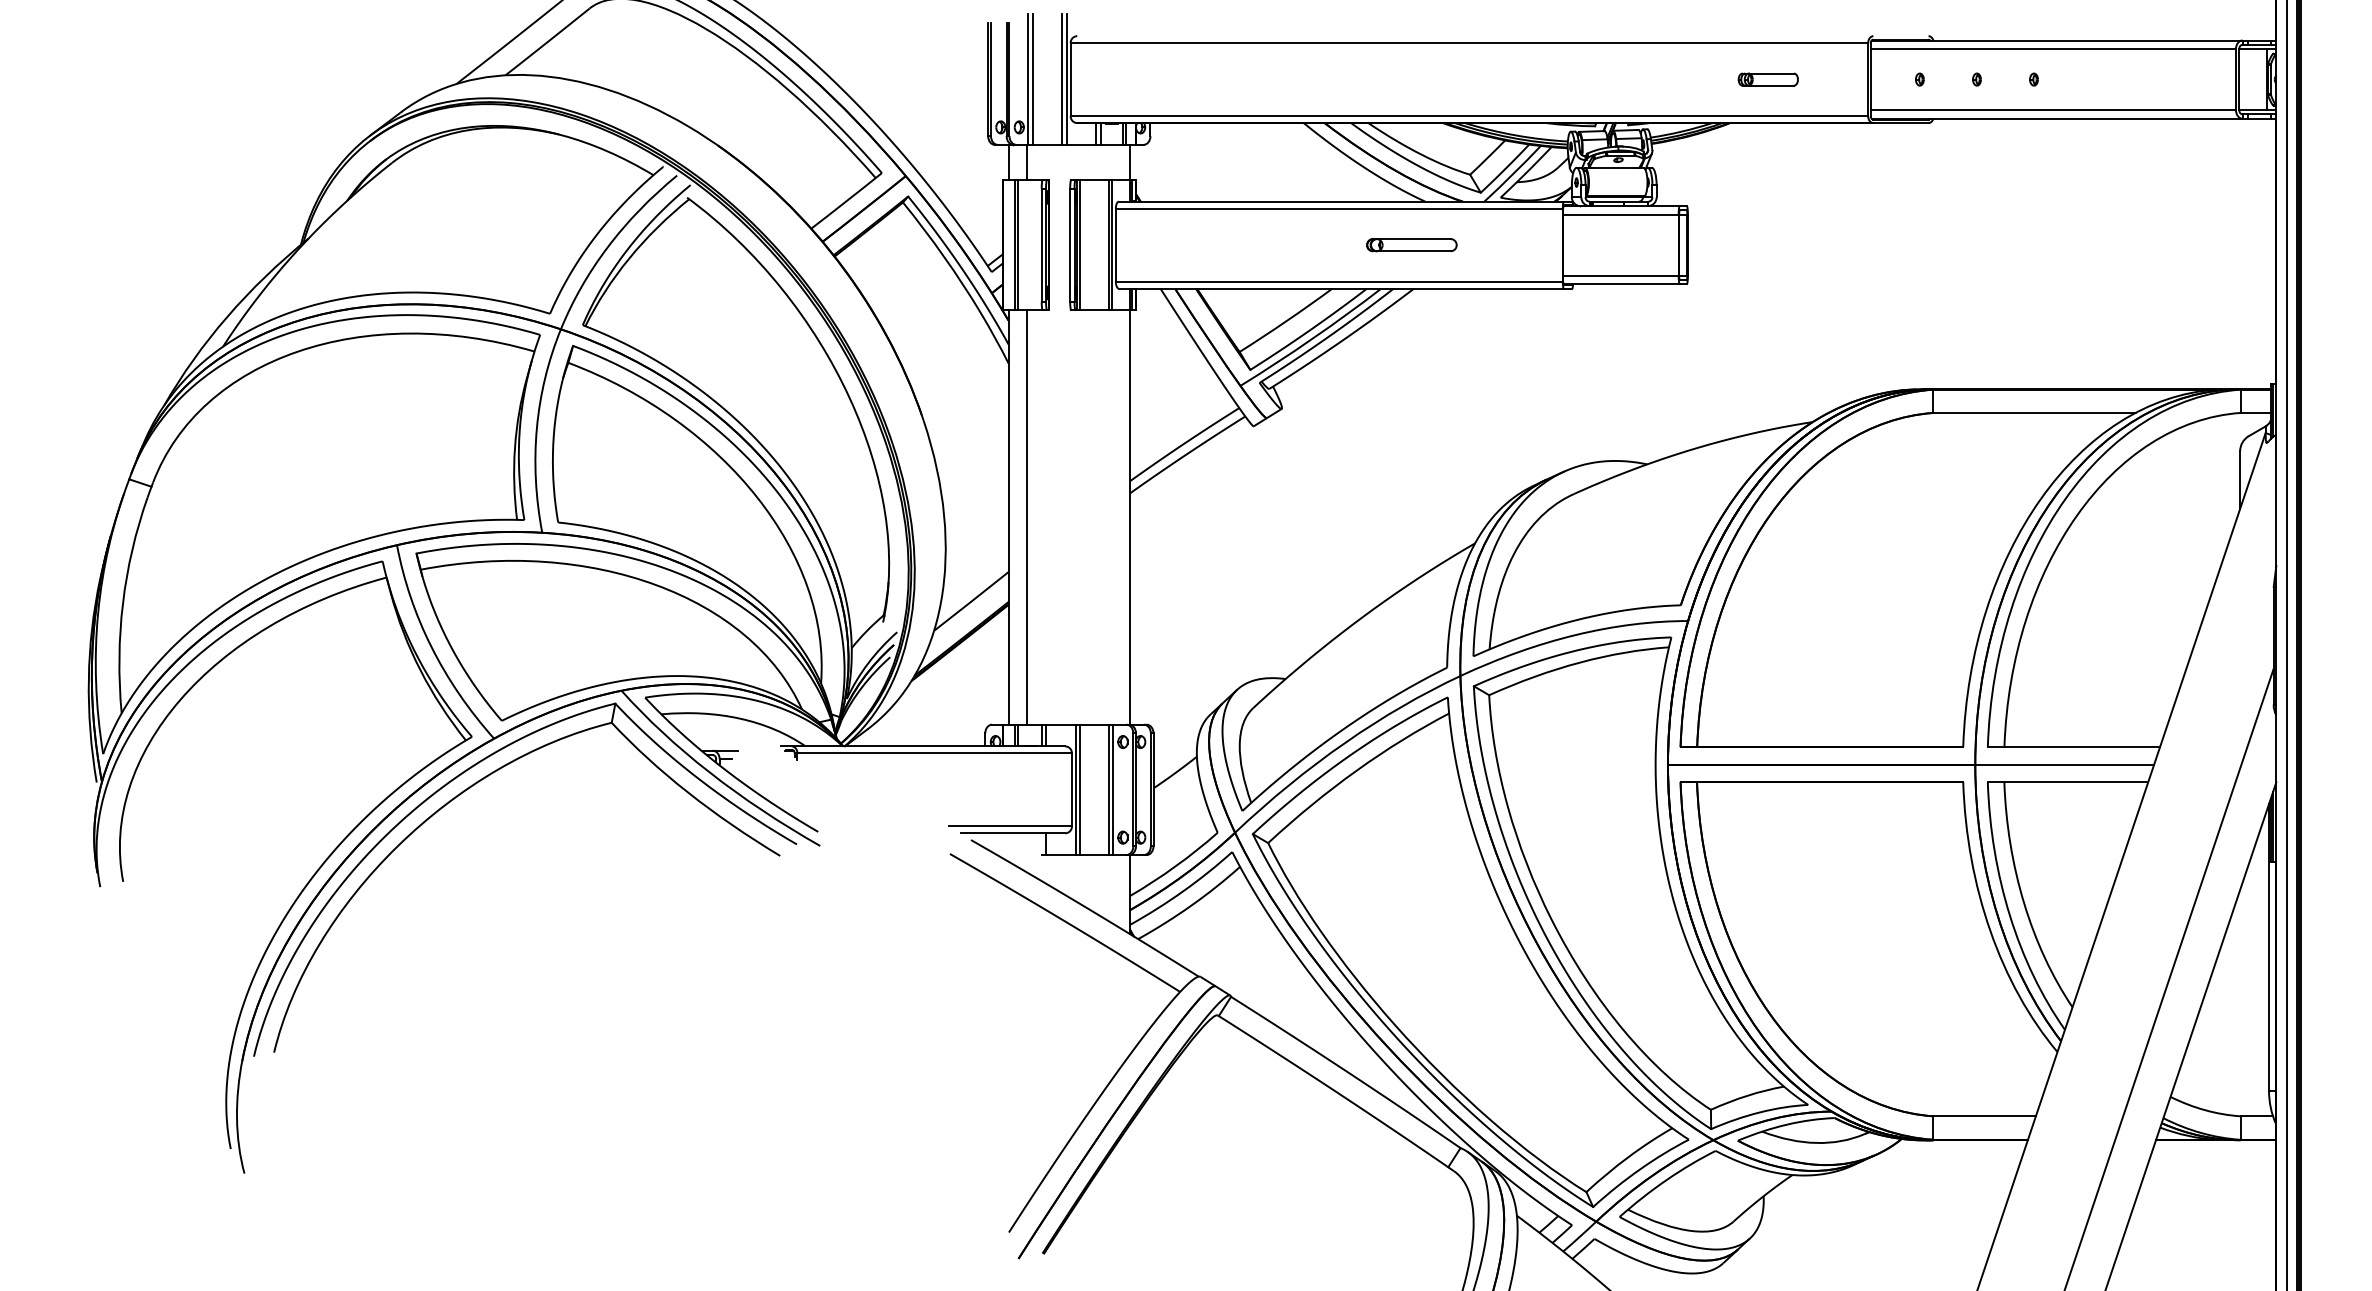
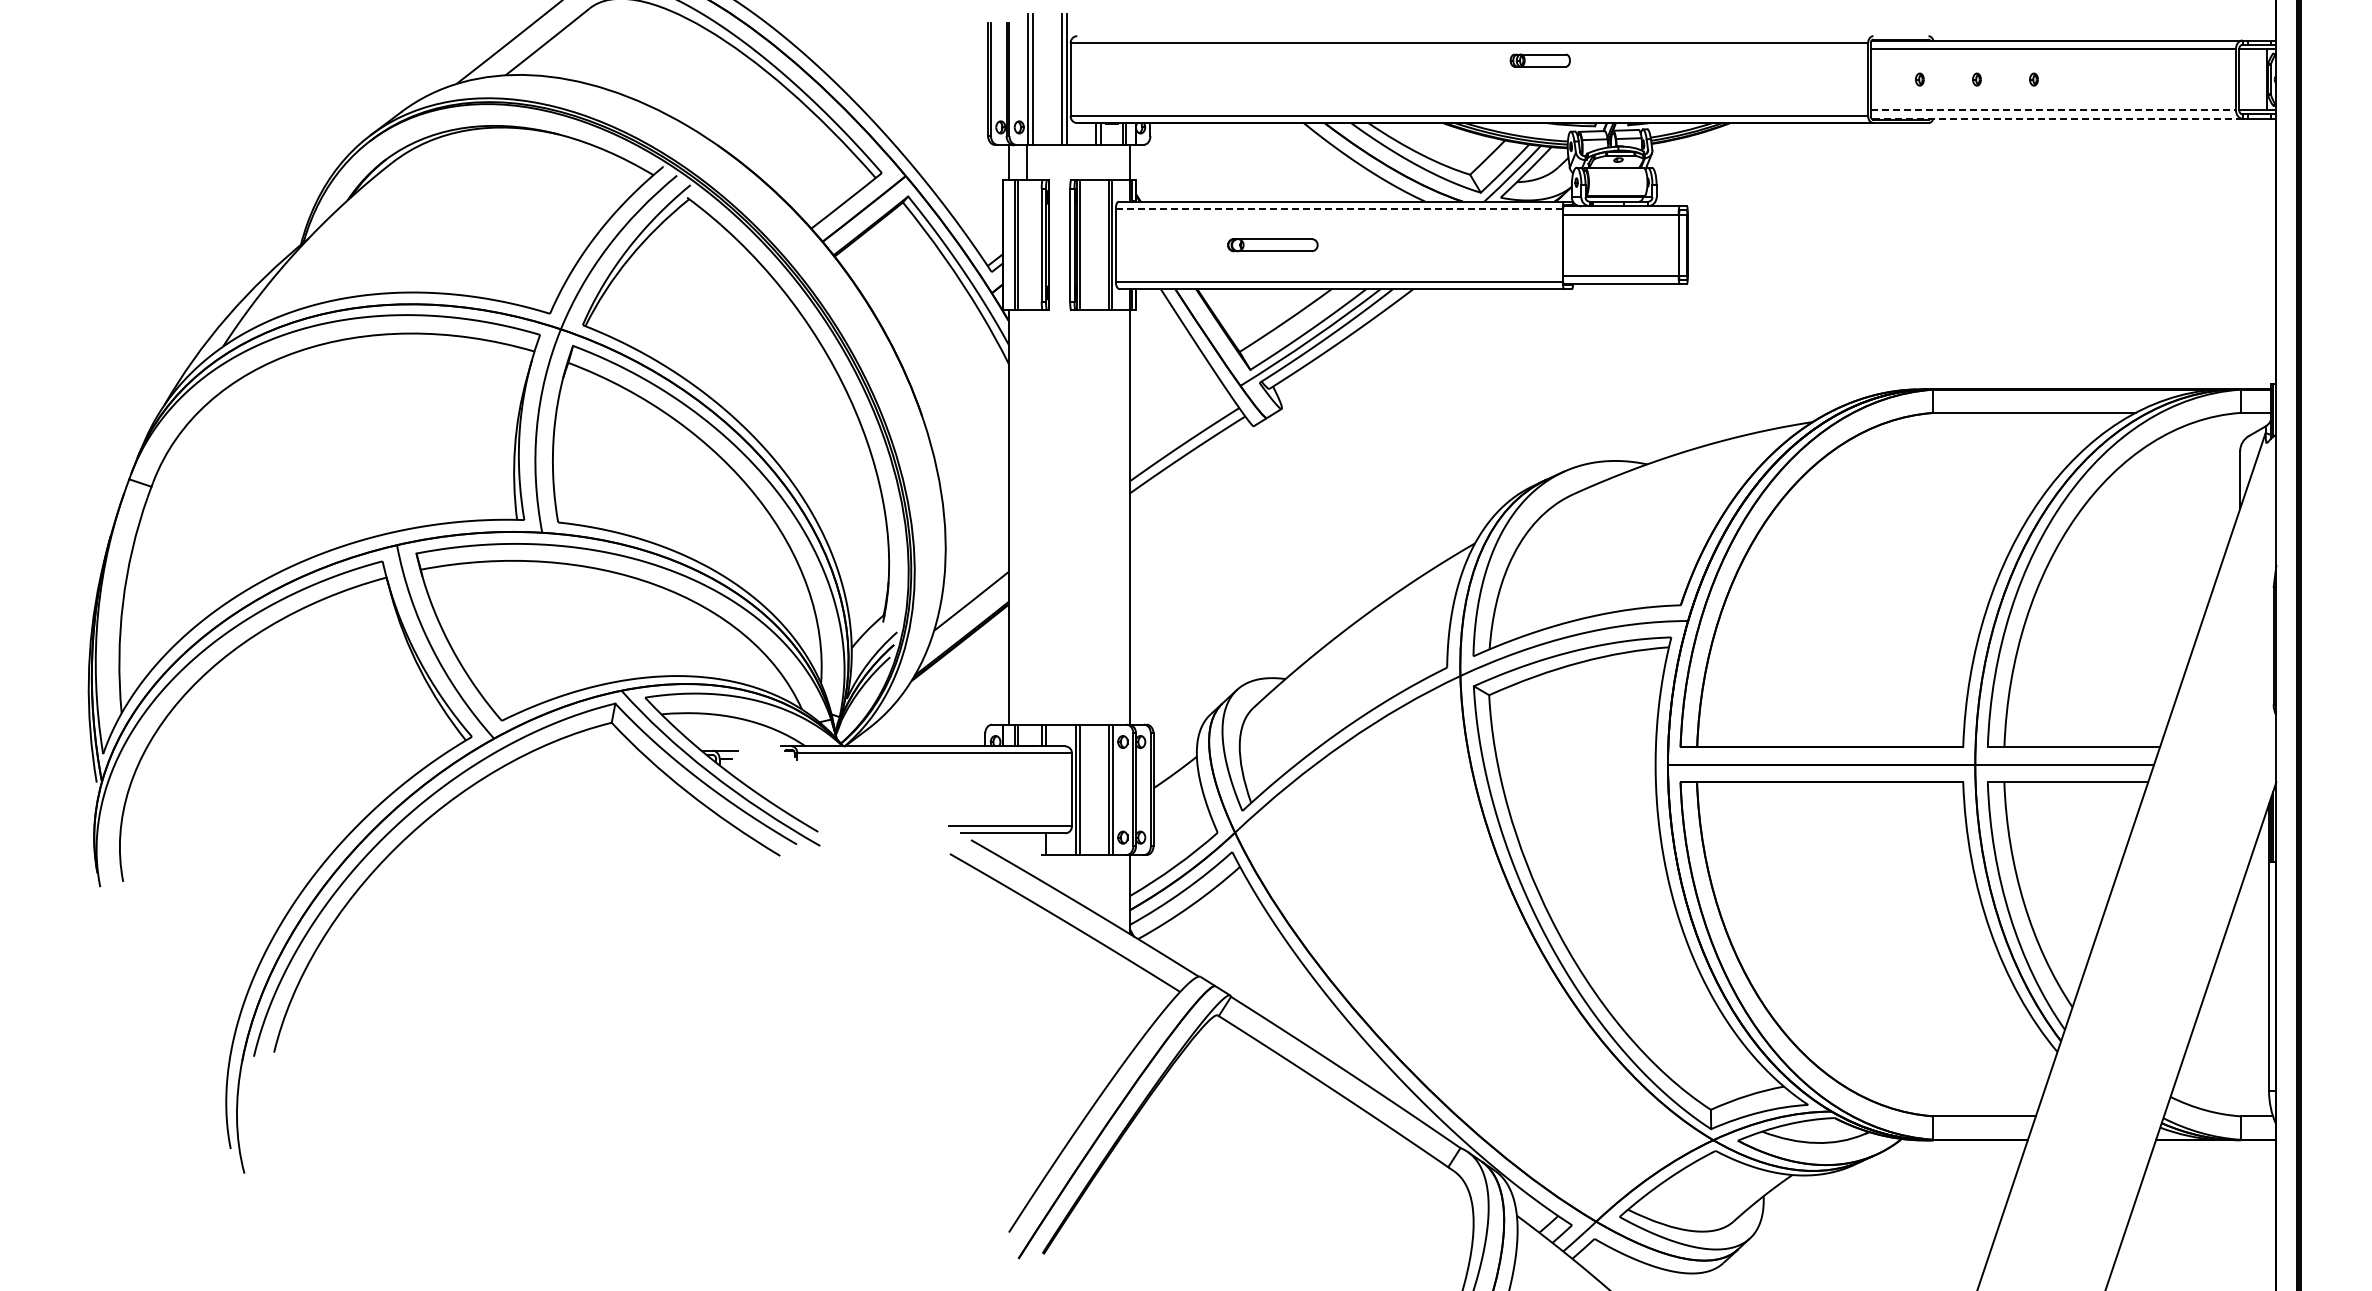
part position: (1767, 79) -> (1539, 60) (1539, 60)
line: solid -> dashed (2053, 110)
line: solid -> dashed (2056, 118)
line: solid -> dashed (1338, 208)
part position: (1411, 245) -> (1272, 245) (1272, 245)
line: present -> none (1026, 517)
line: present -> none (2287, 644)
part: present -> none (1470, 951)
line: present -> none (2169, 977)
